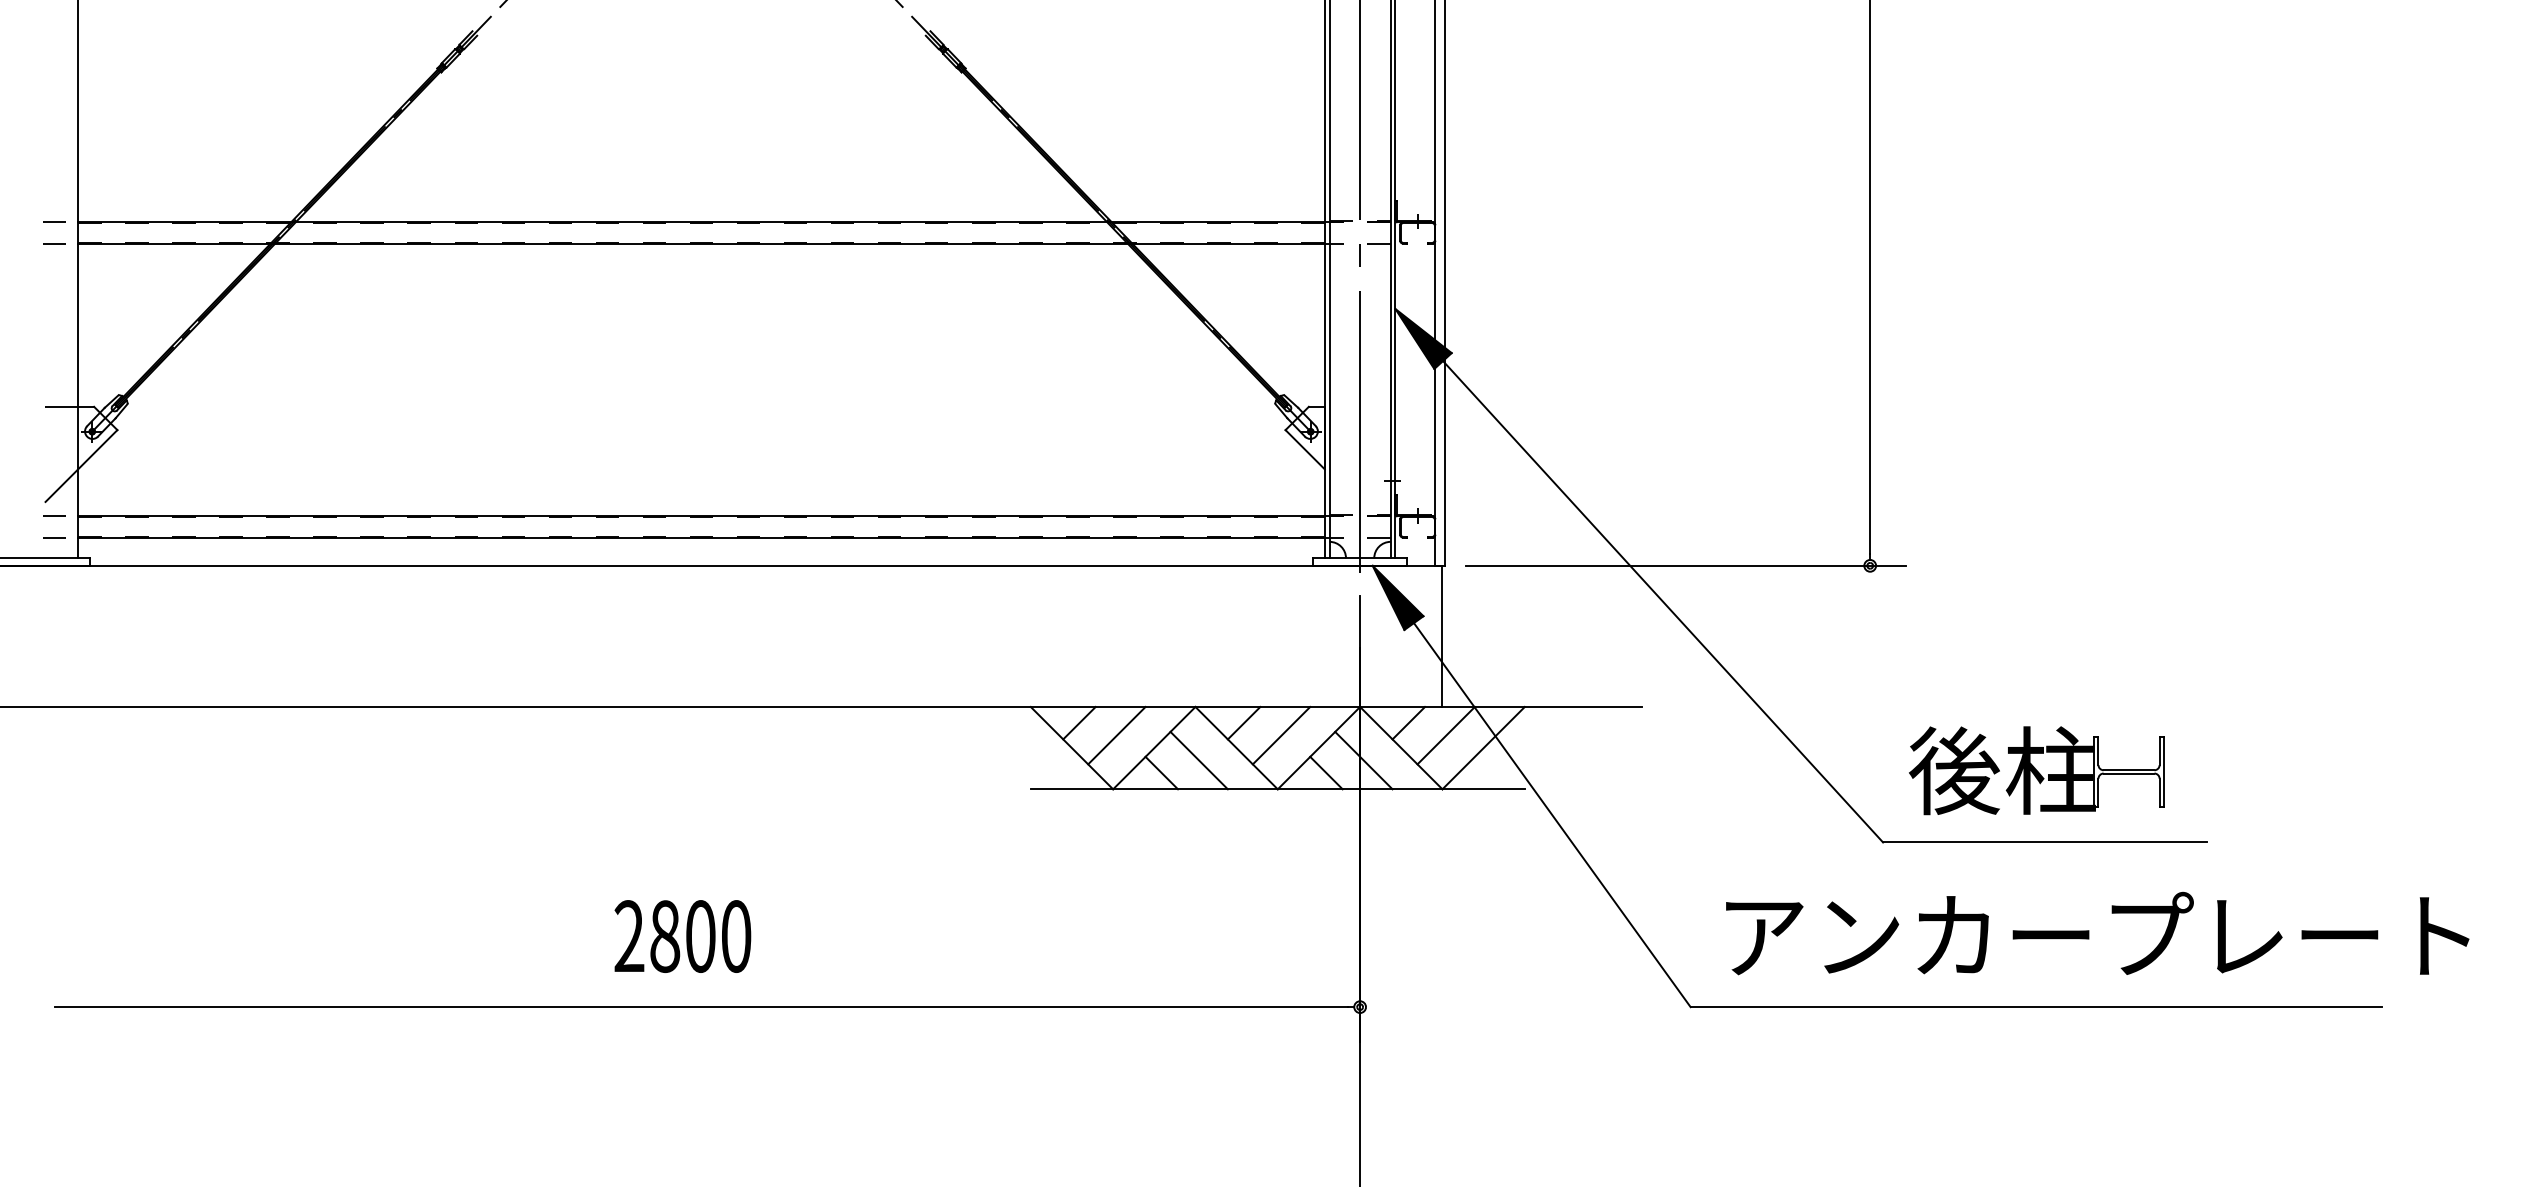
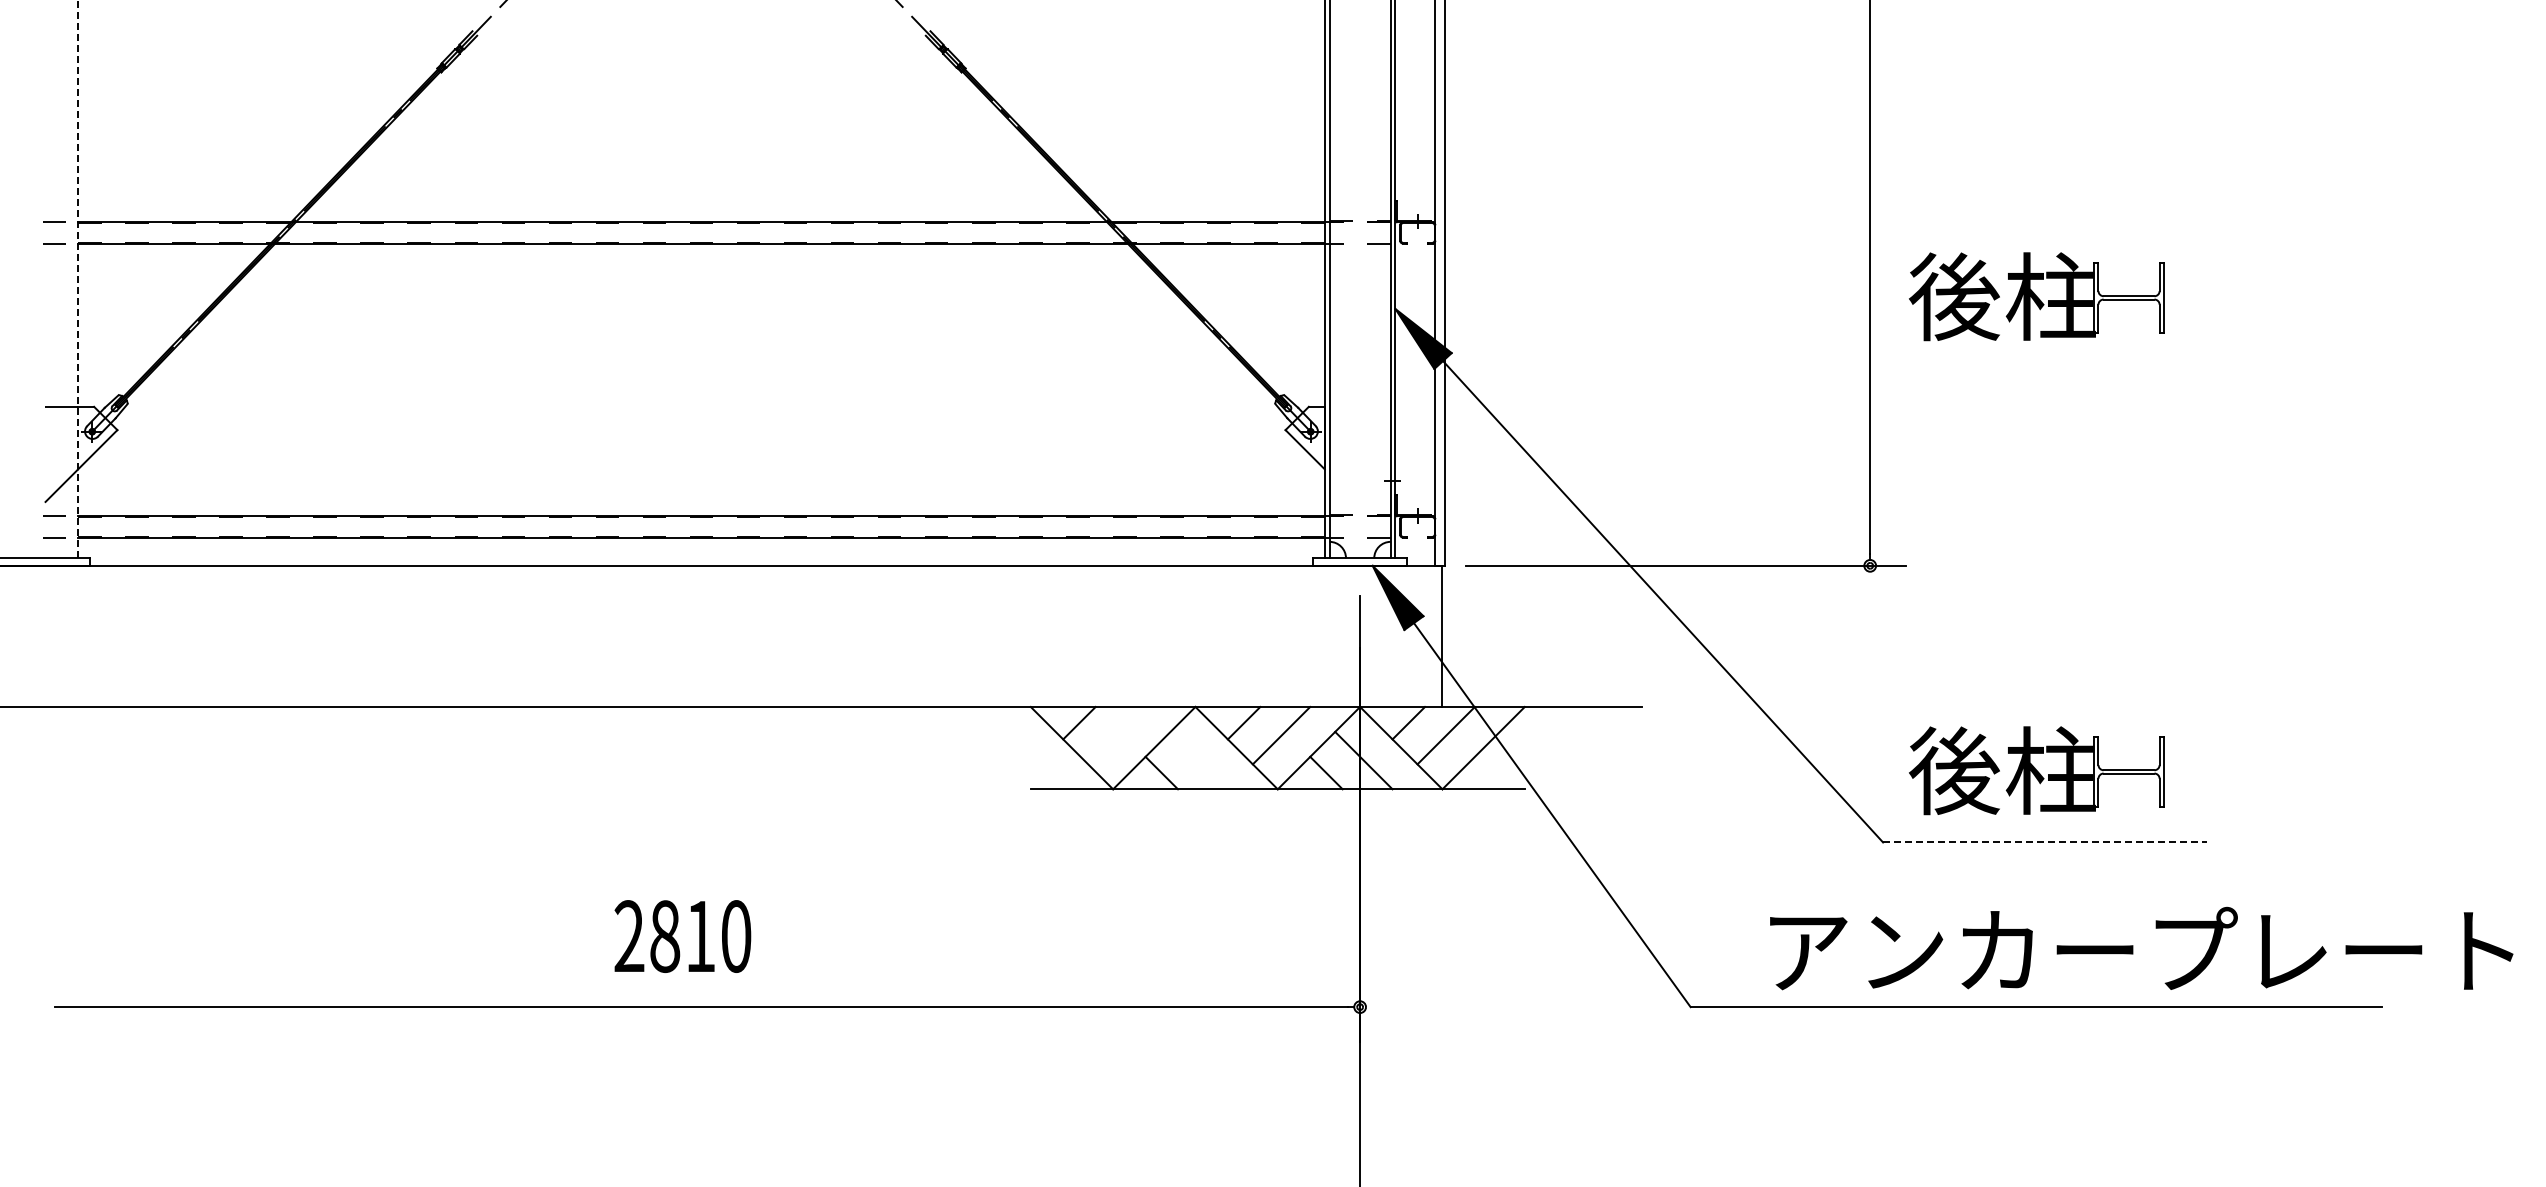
line: solid -> dashed (78, 279)
line: present -> none (1360, 287)
part: none -> present (2036, 296)
line: present -> none (1116, 735)
line: present -> none (1198, 760)
line: solid -> dashed (2044, 842)
text position: (2097, 933) -> (2141, 948) (2141, 948)
text: 2800 -> 2810 (700, 936)
